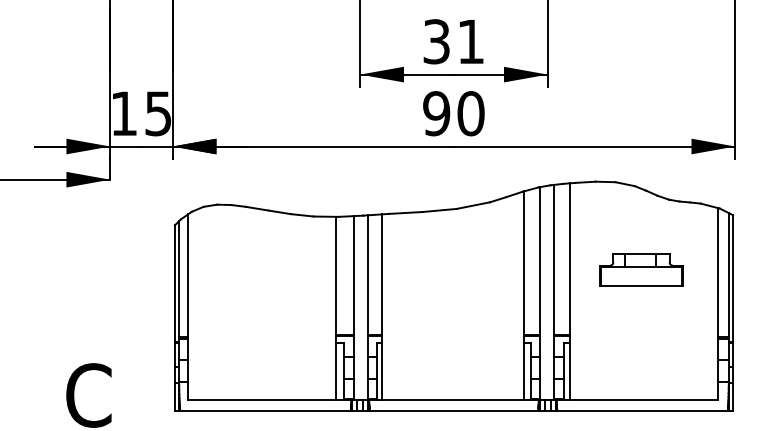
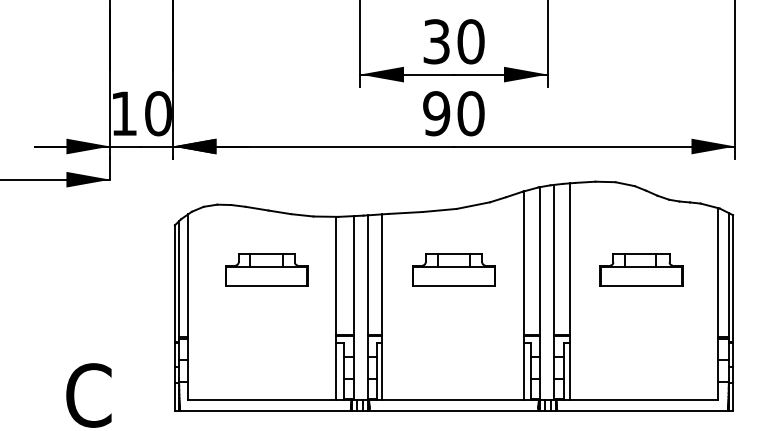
text: 31 -> 30 (470, 41)
text: 15 -> 10 (158, 113)
part: none -> present (266, 269)
part: none -> present (453, 269)
